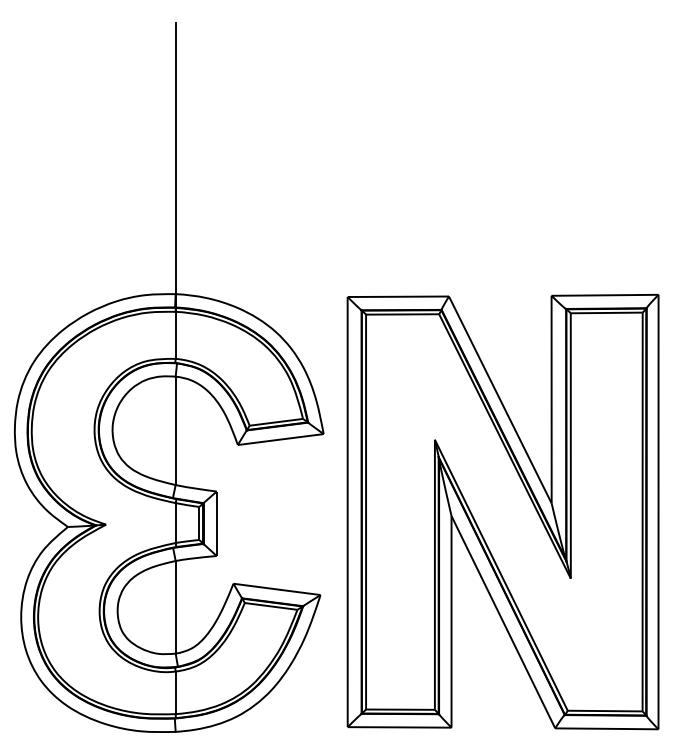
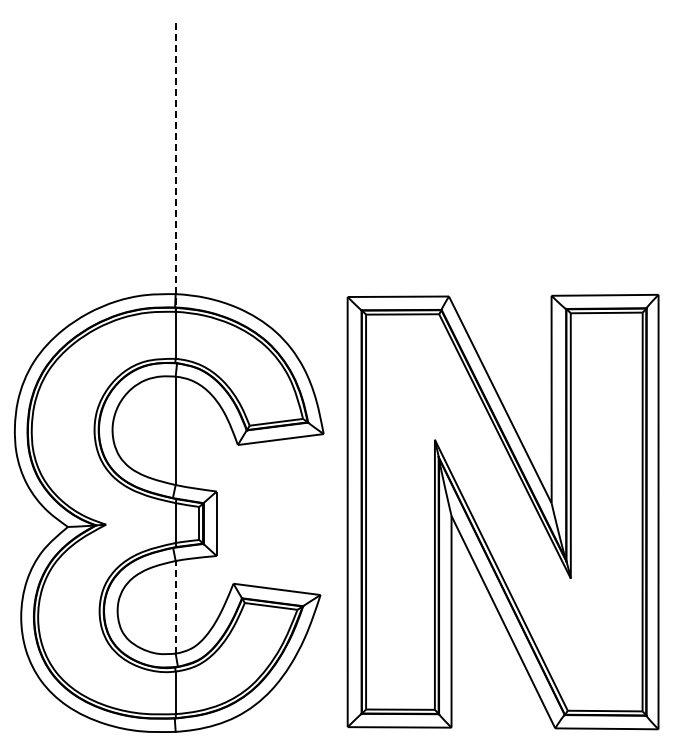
line: solid -> dashed (175, 168)
line: solid -> dashed (175, 606)
